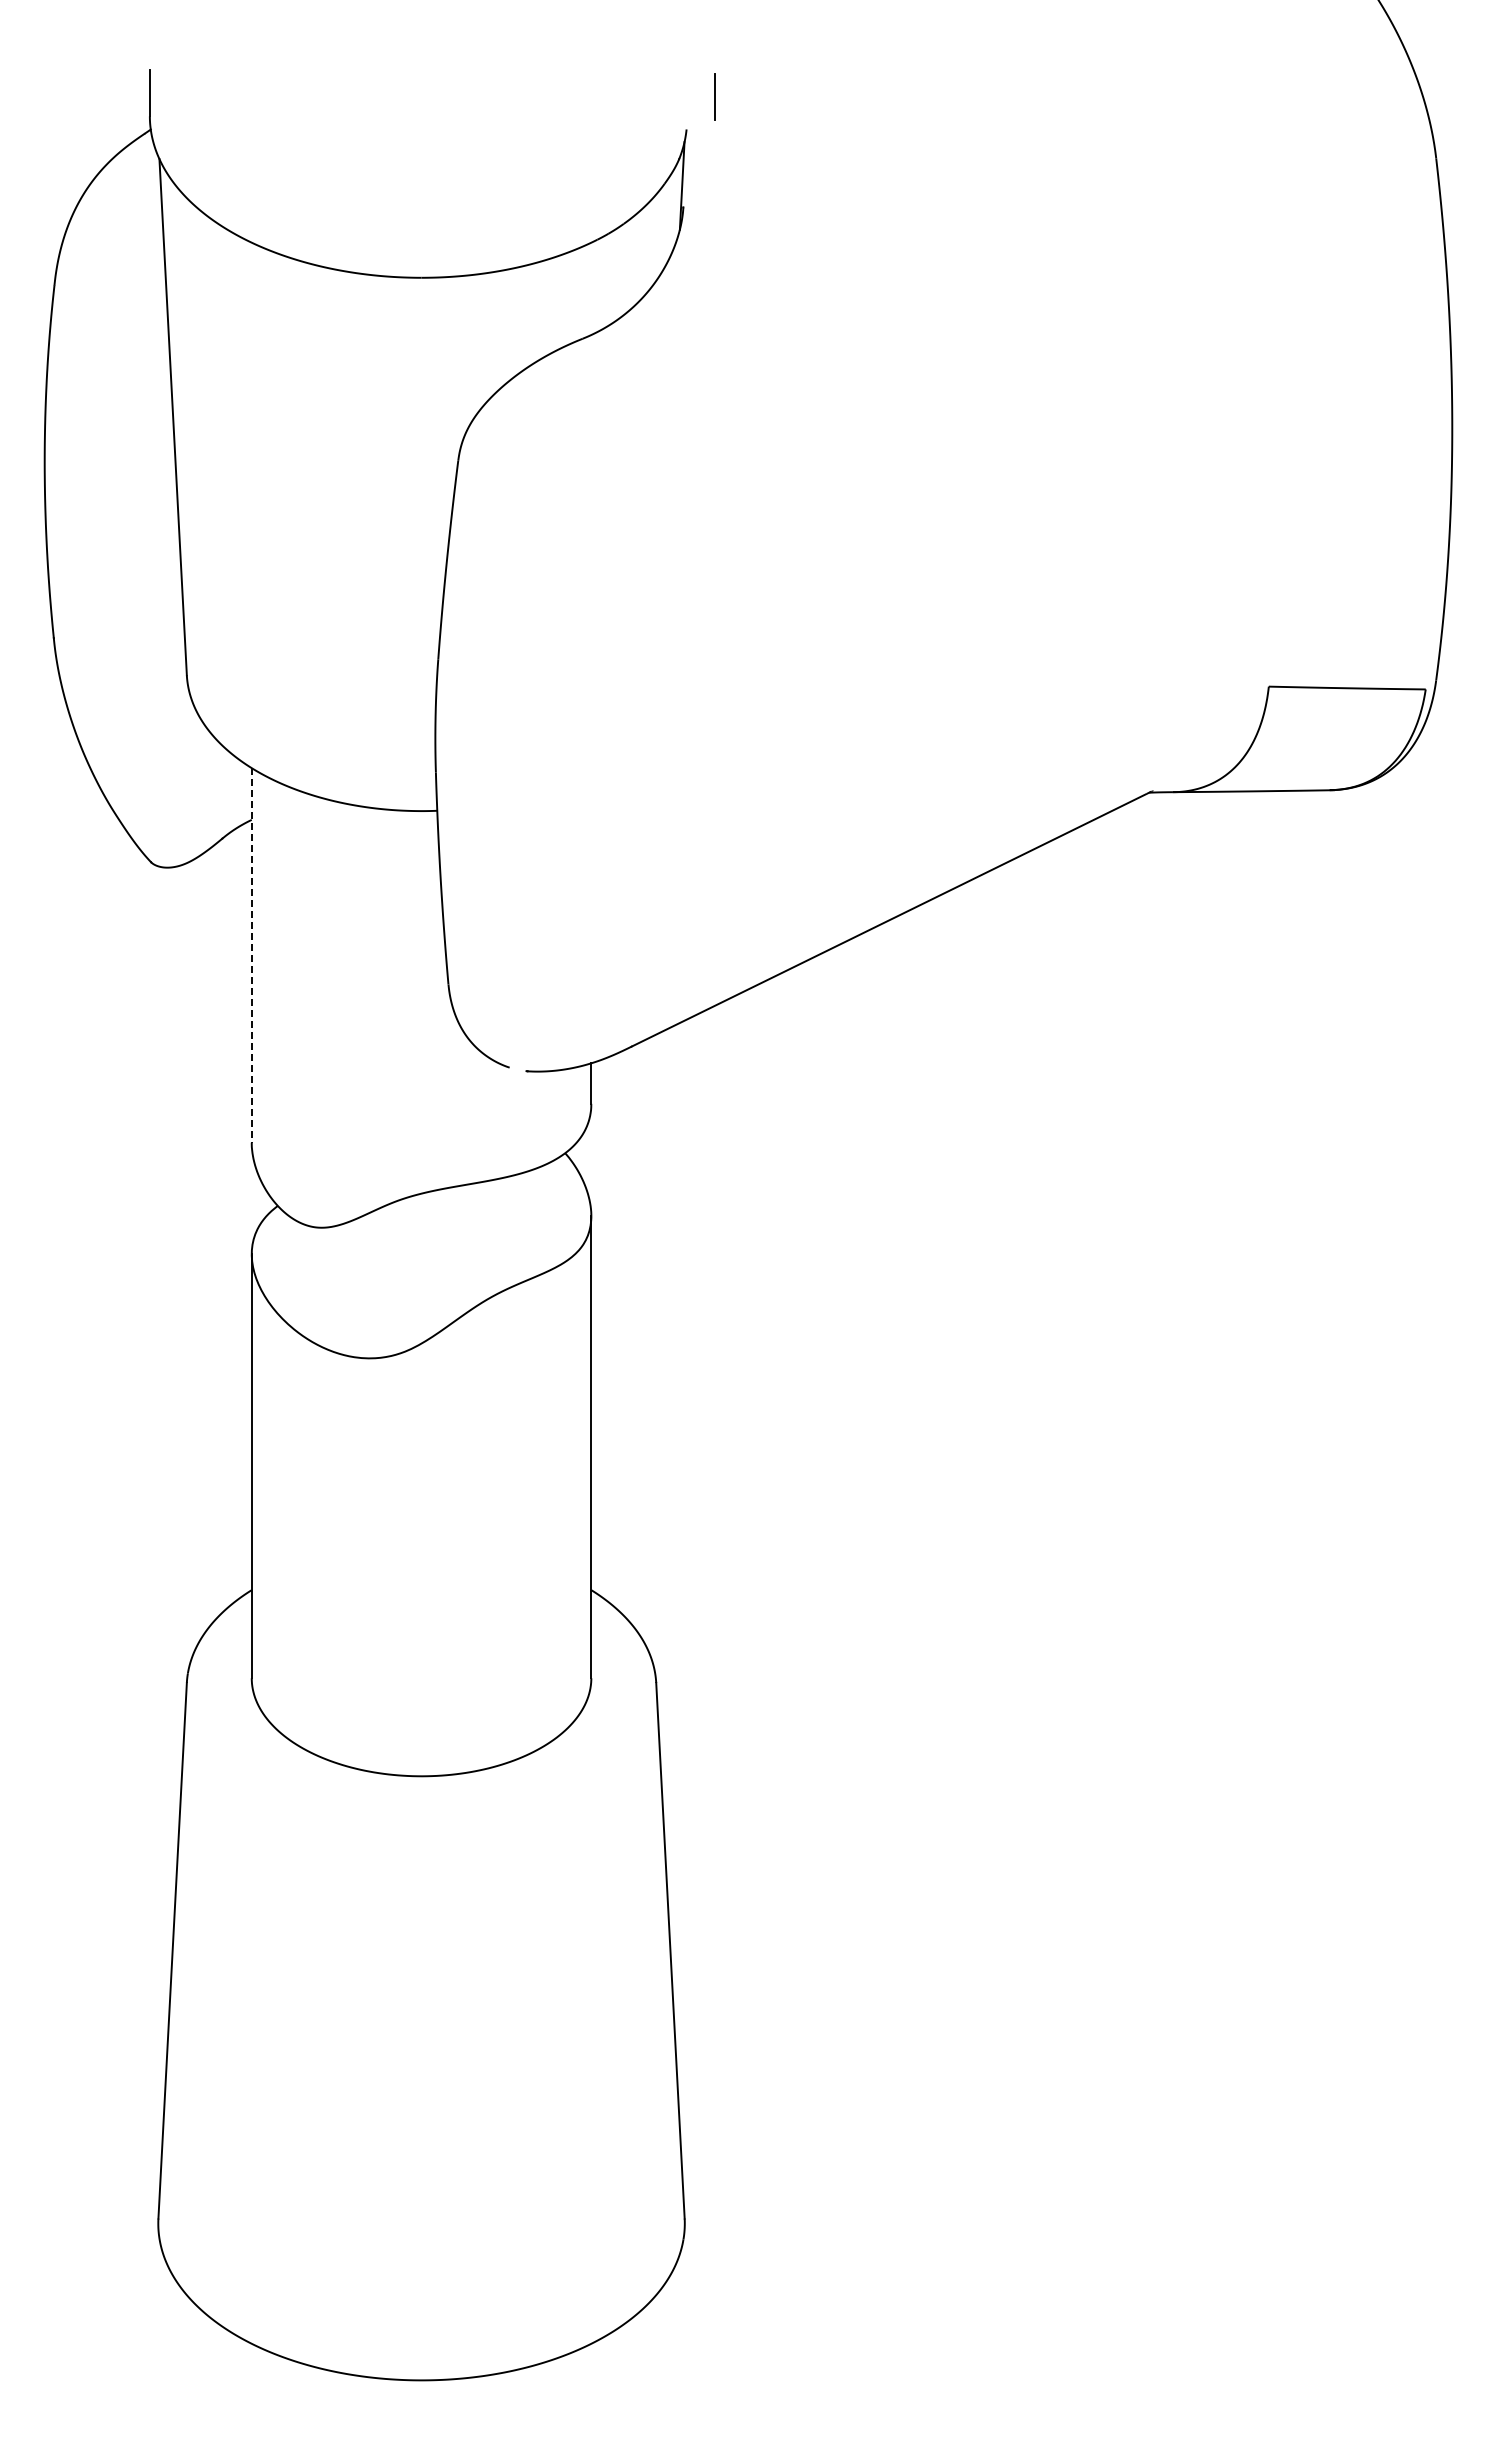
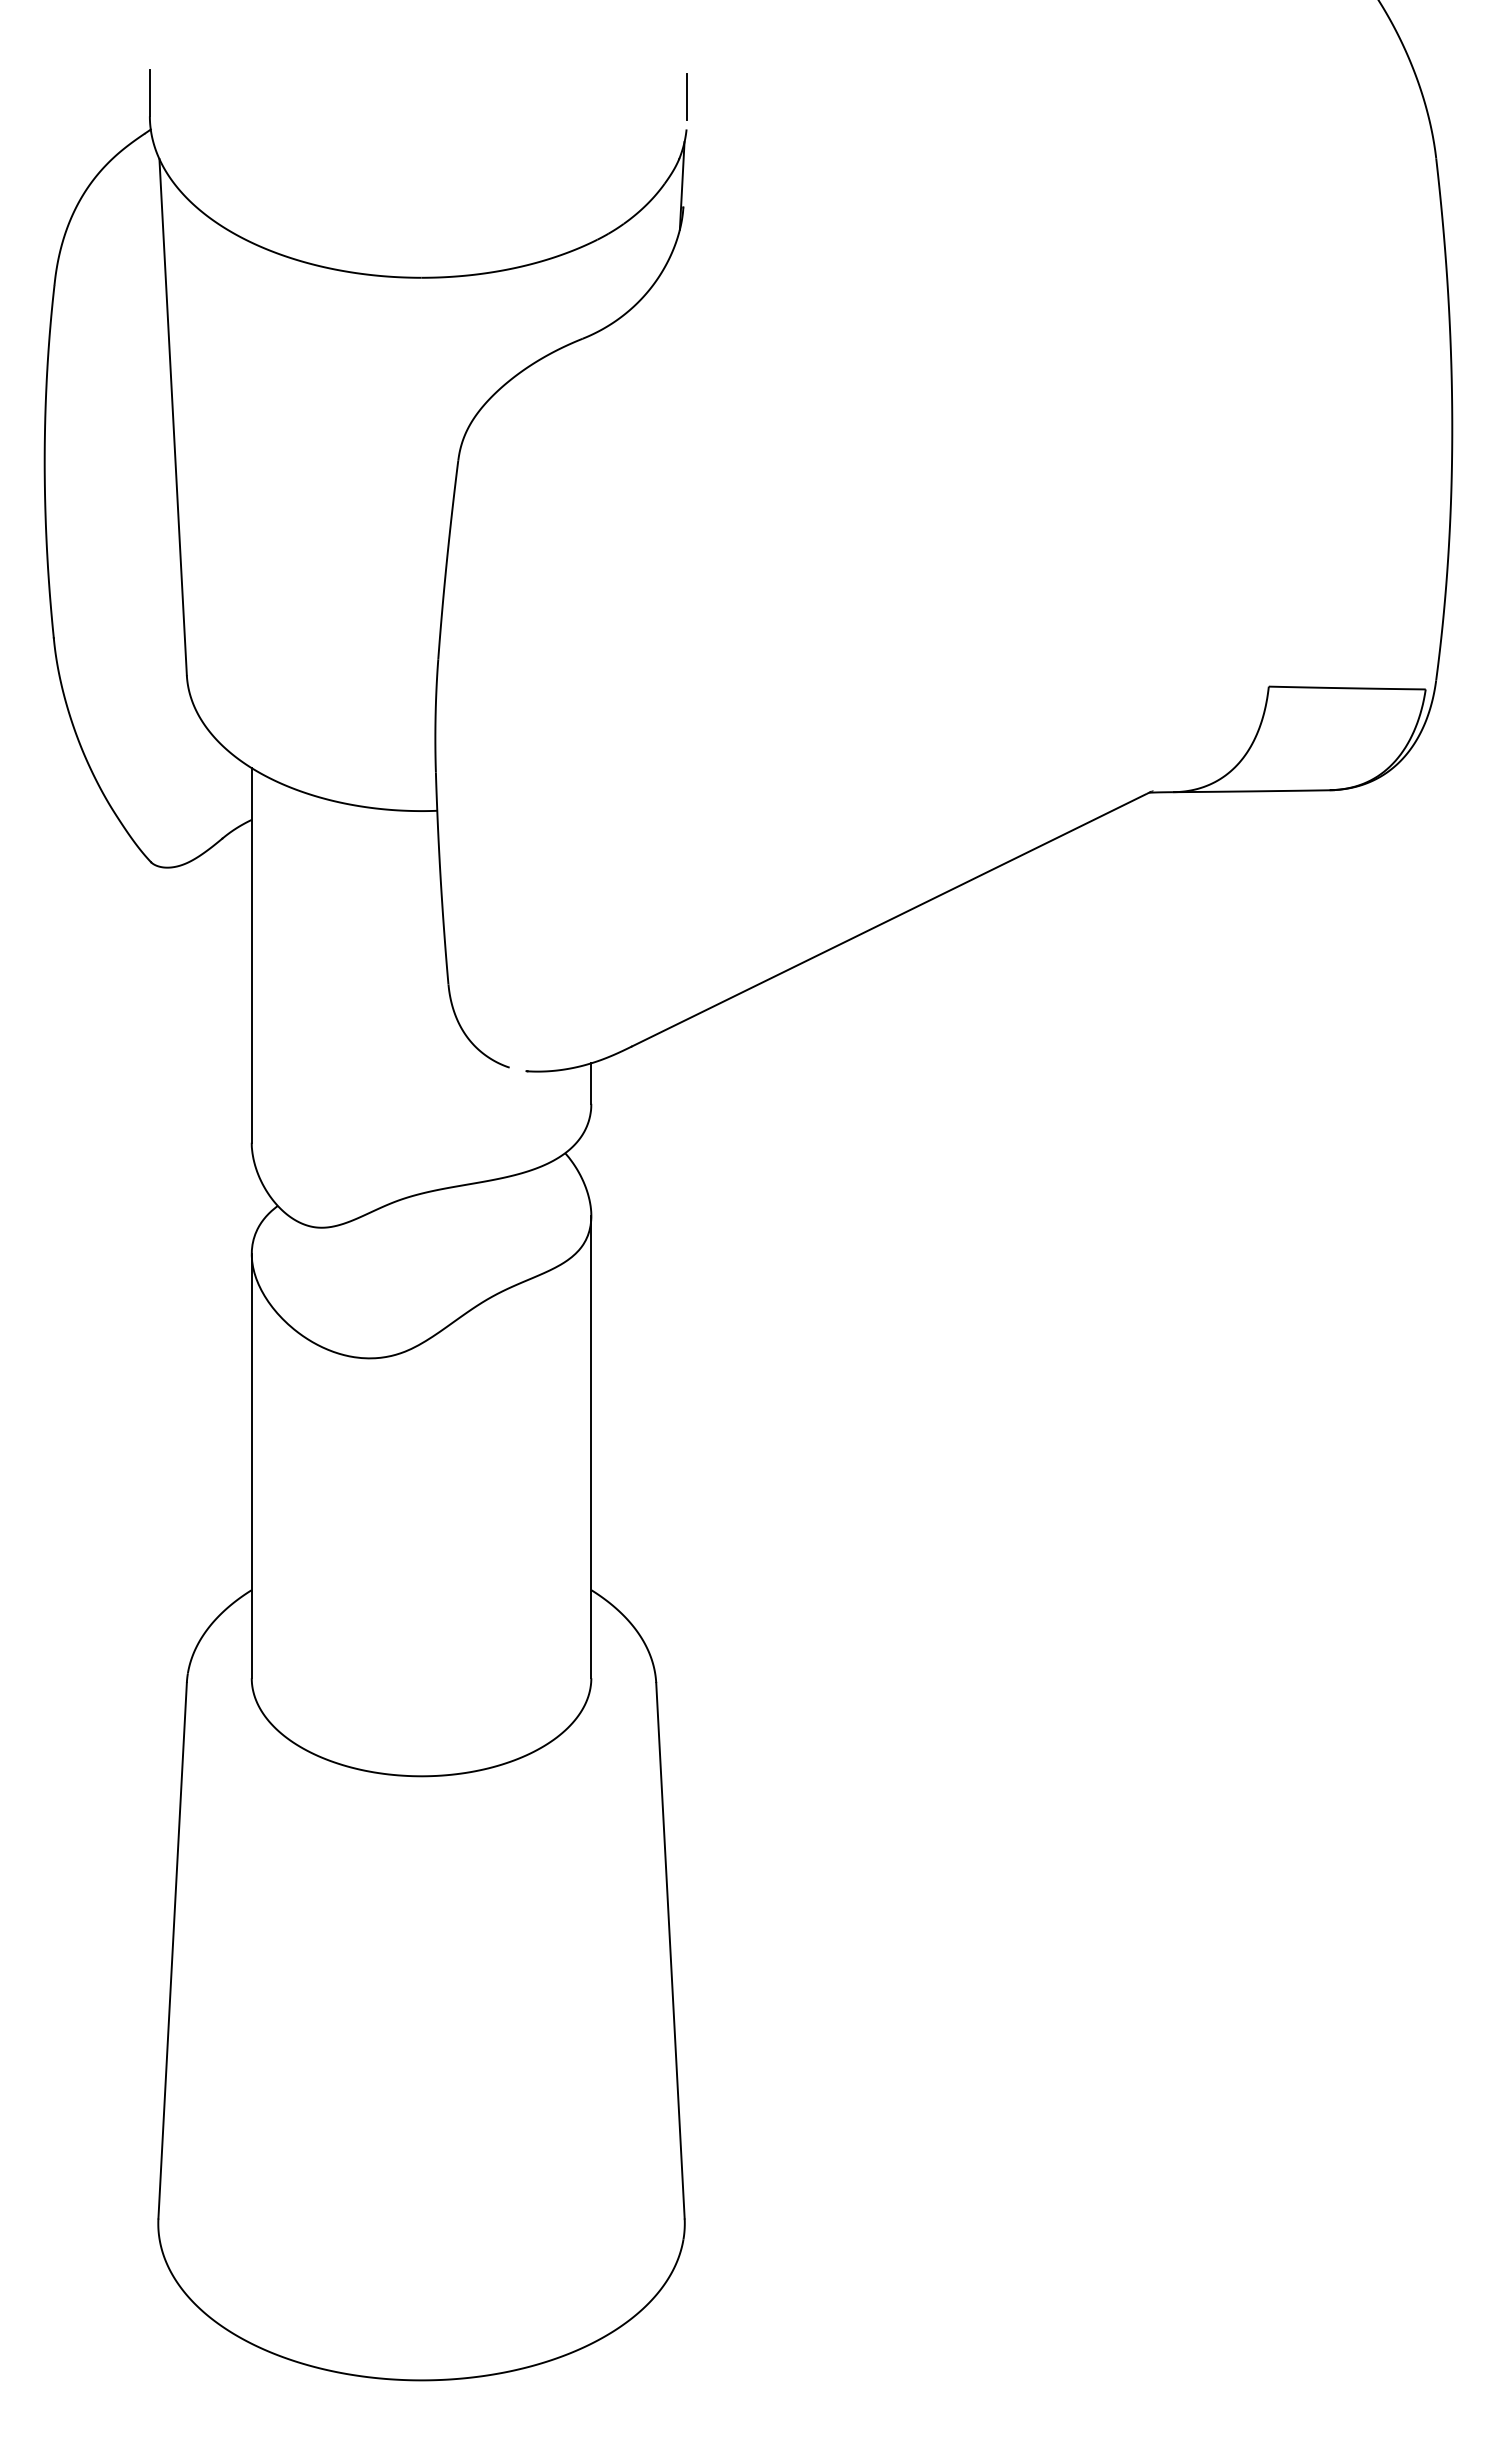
line position: (714, 96) -> (686, 96) (686, 96)
line: dashed -> solid (251, 955)
